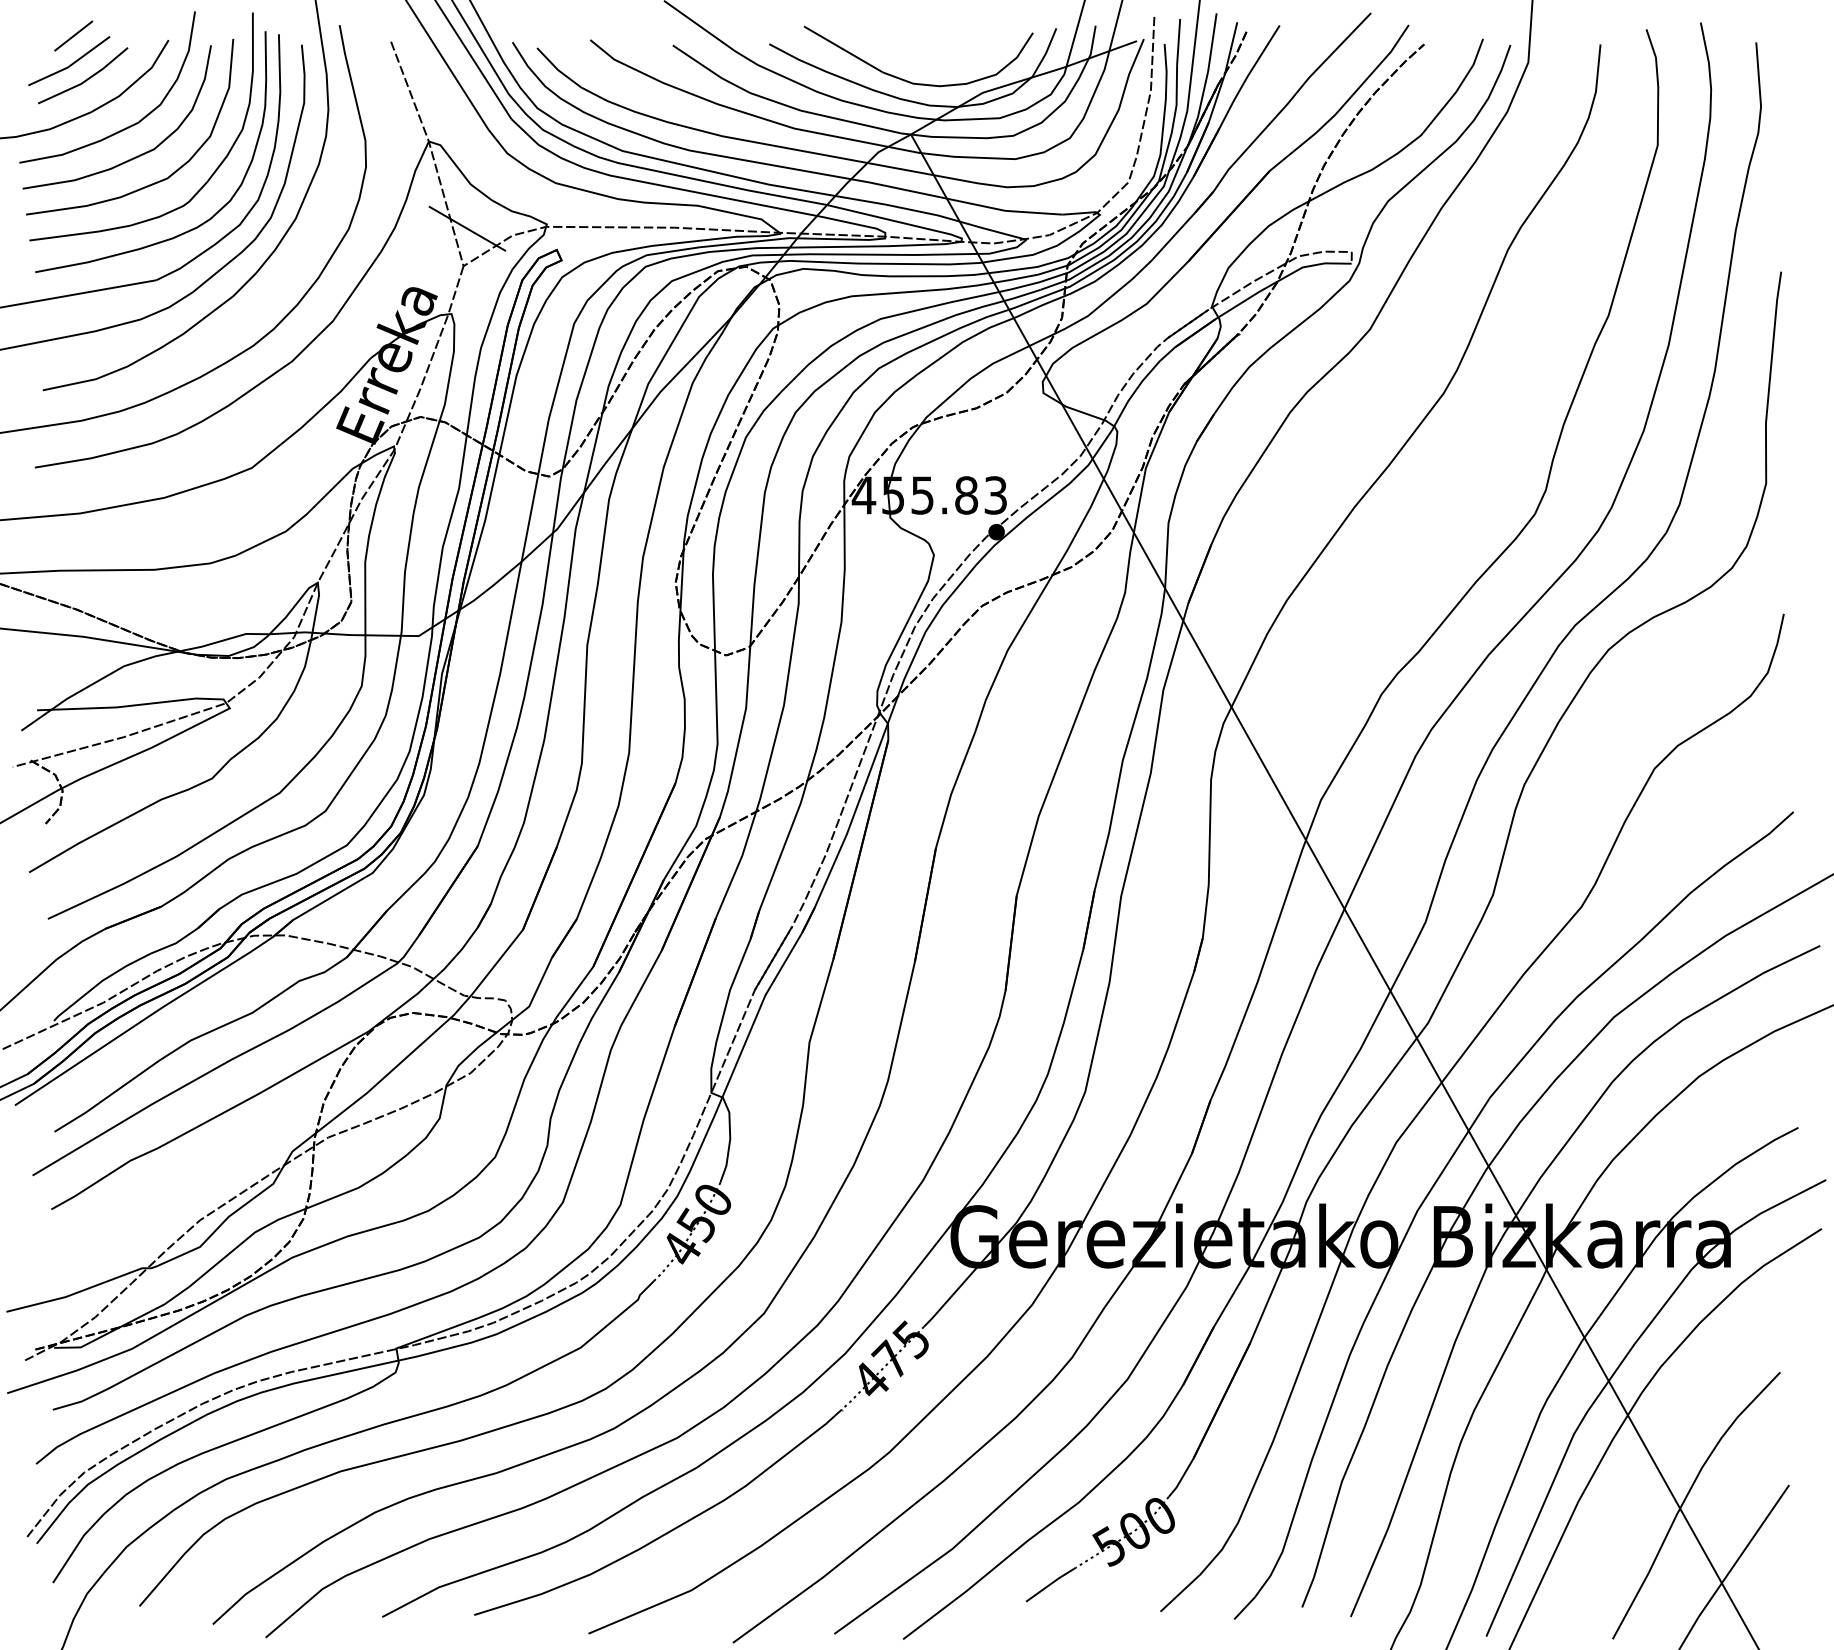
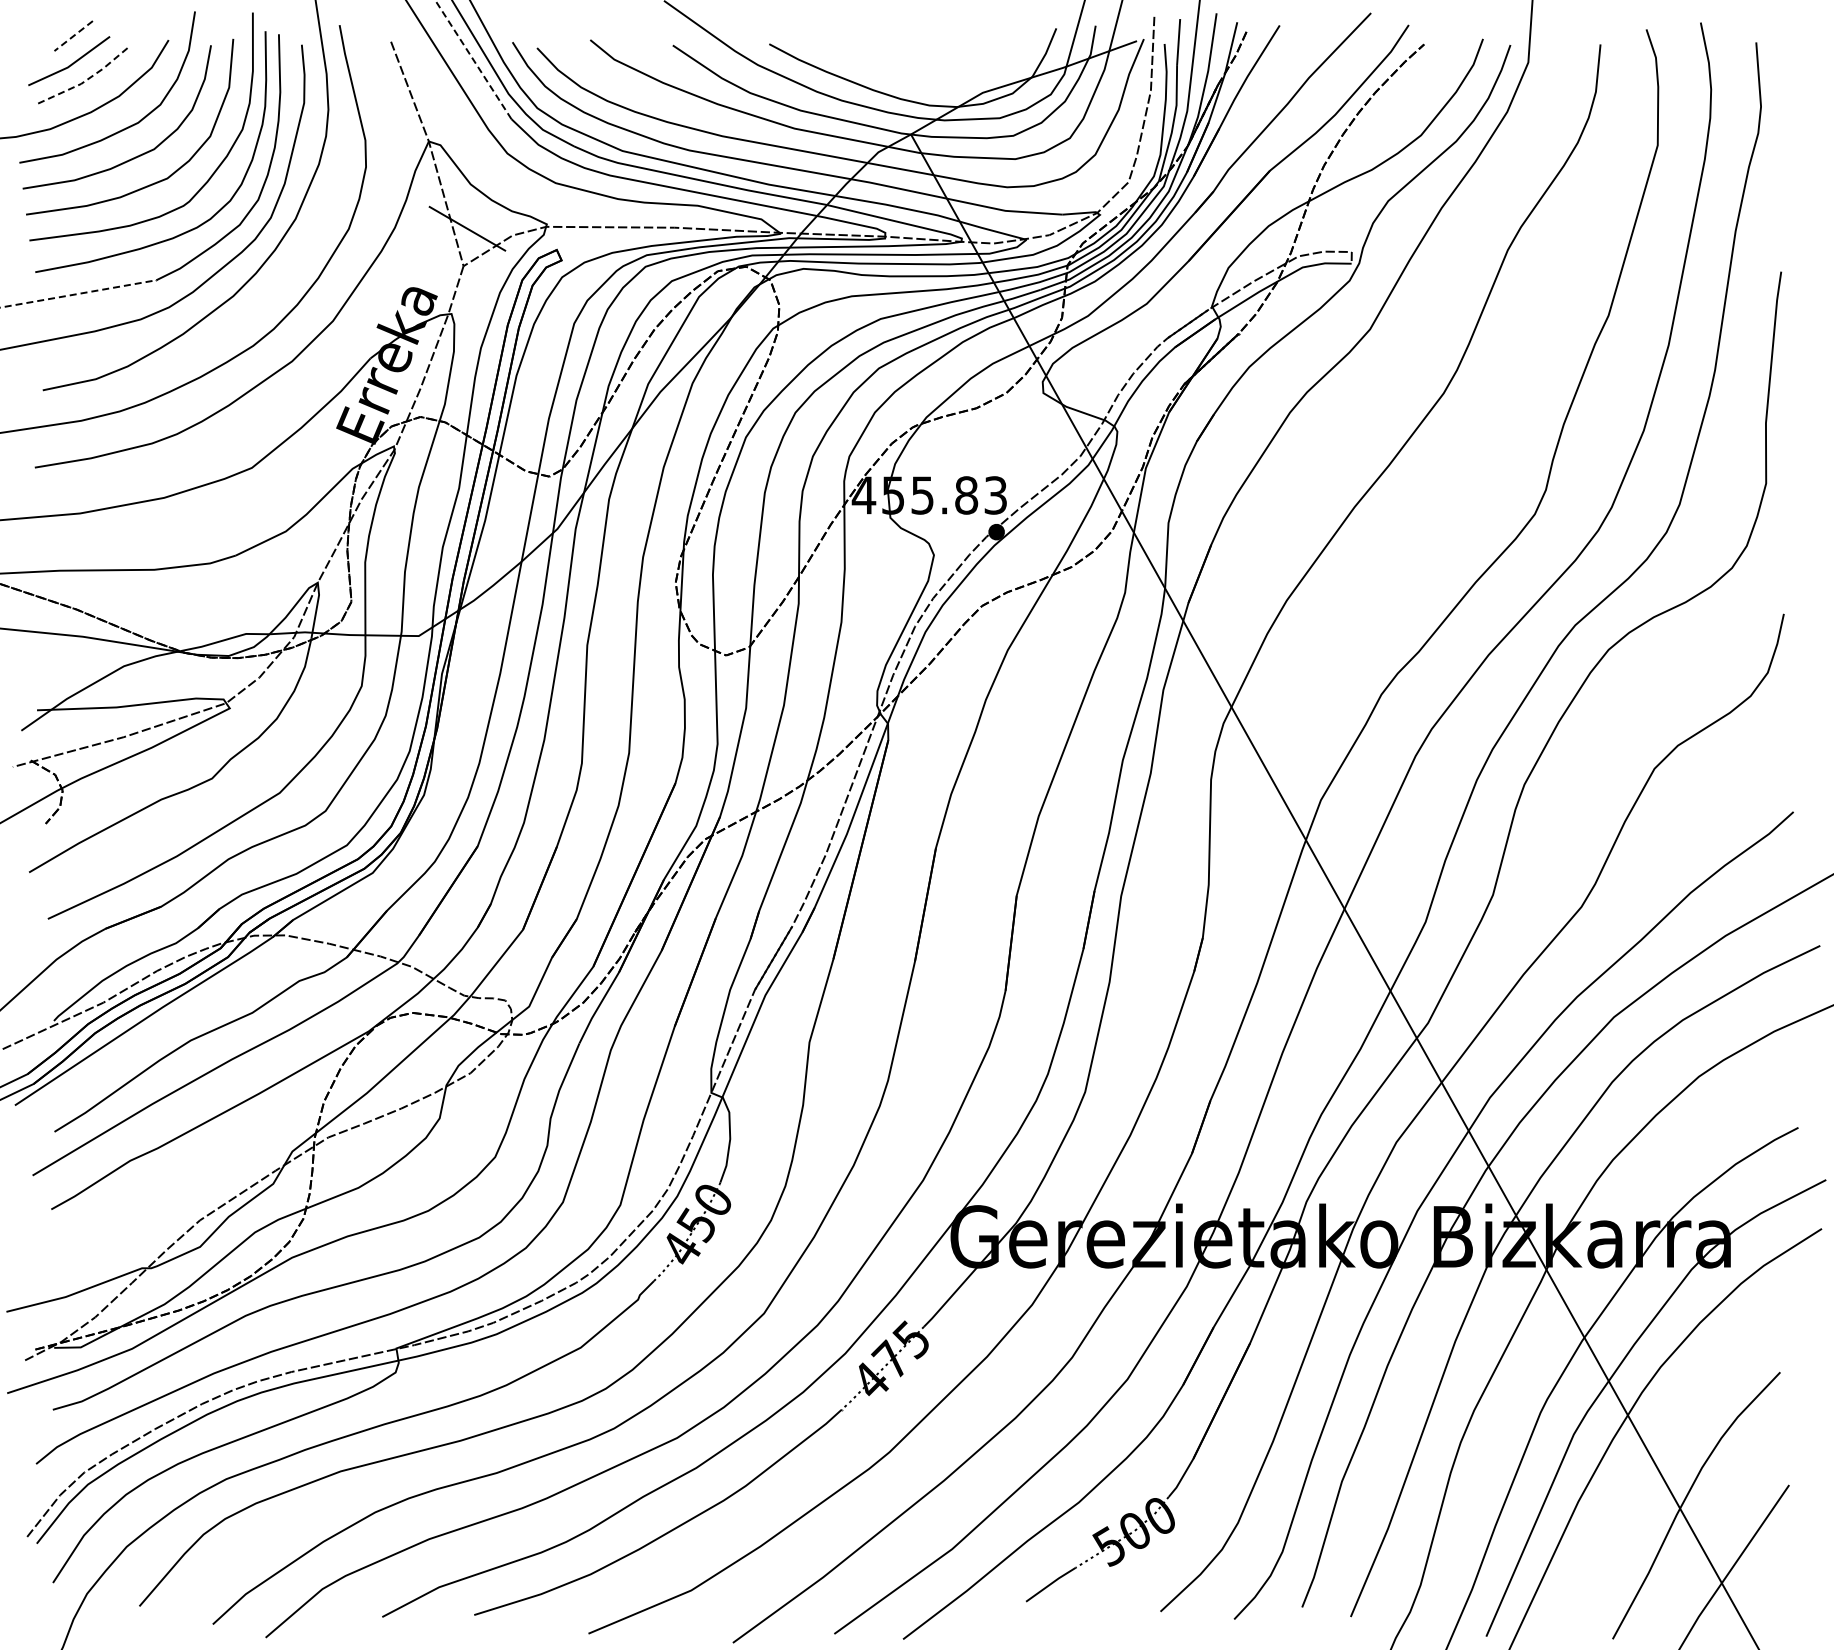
line: solid -> dashed (73, 36)
line: solid -> dashed (473, 59)
line: solid -> dashed (86, 80)
part: present -> none (910, 81)
line: solid -> dashed (79, 293)
